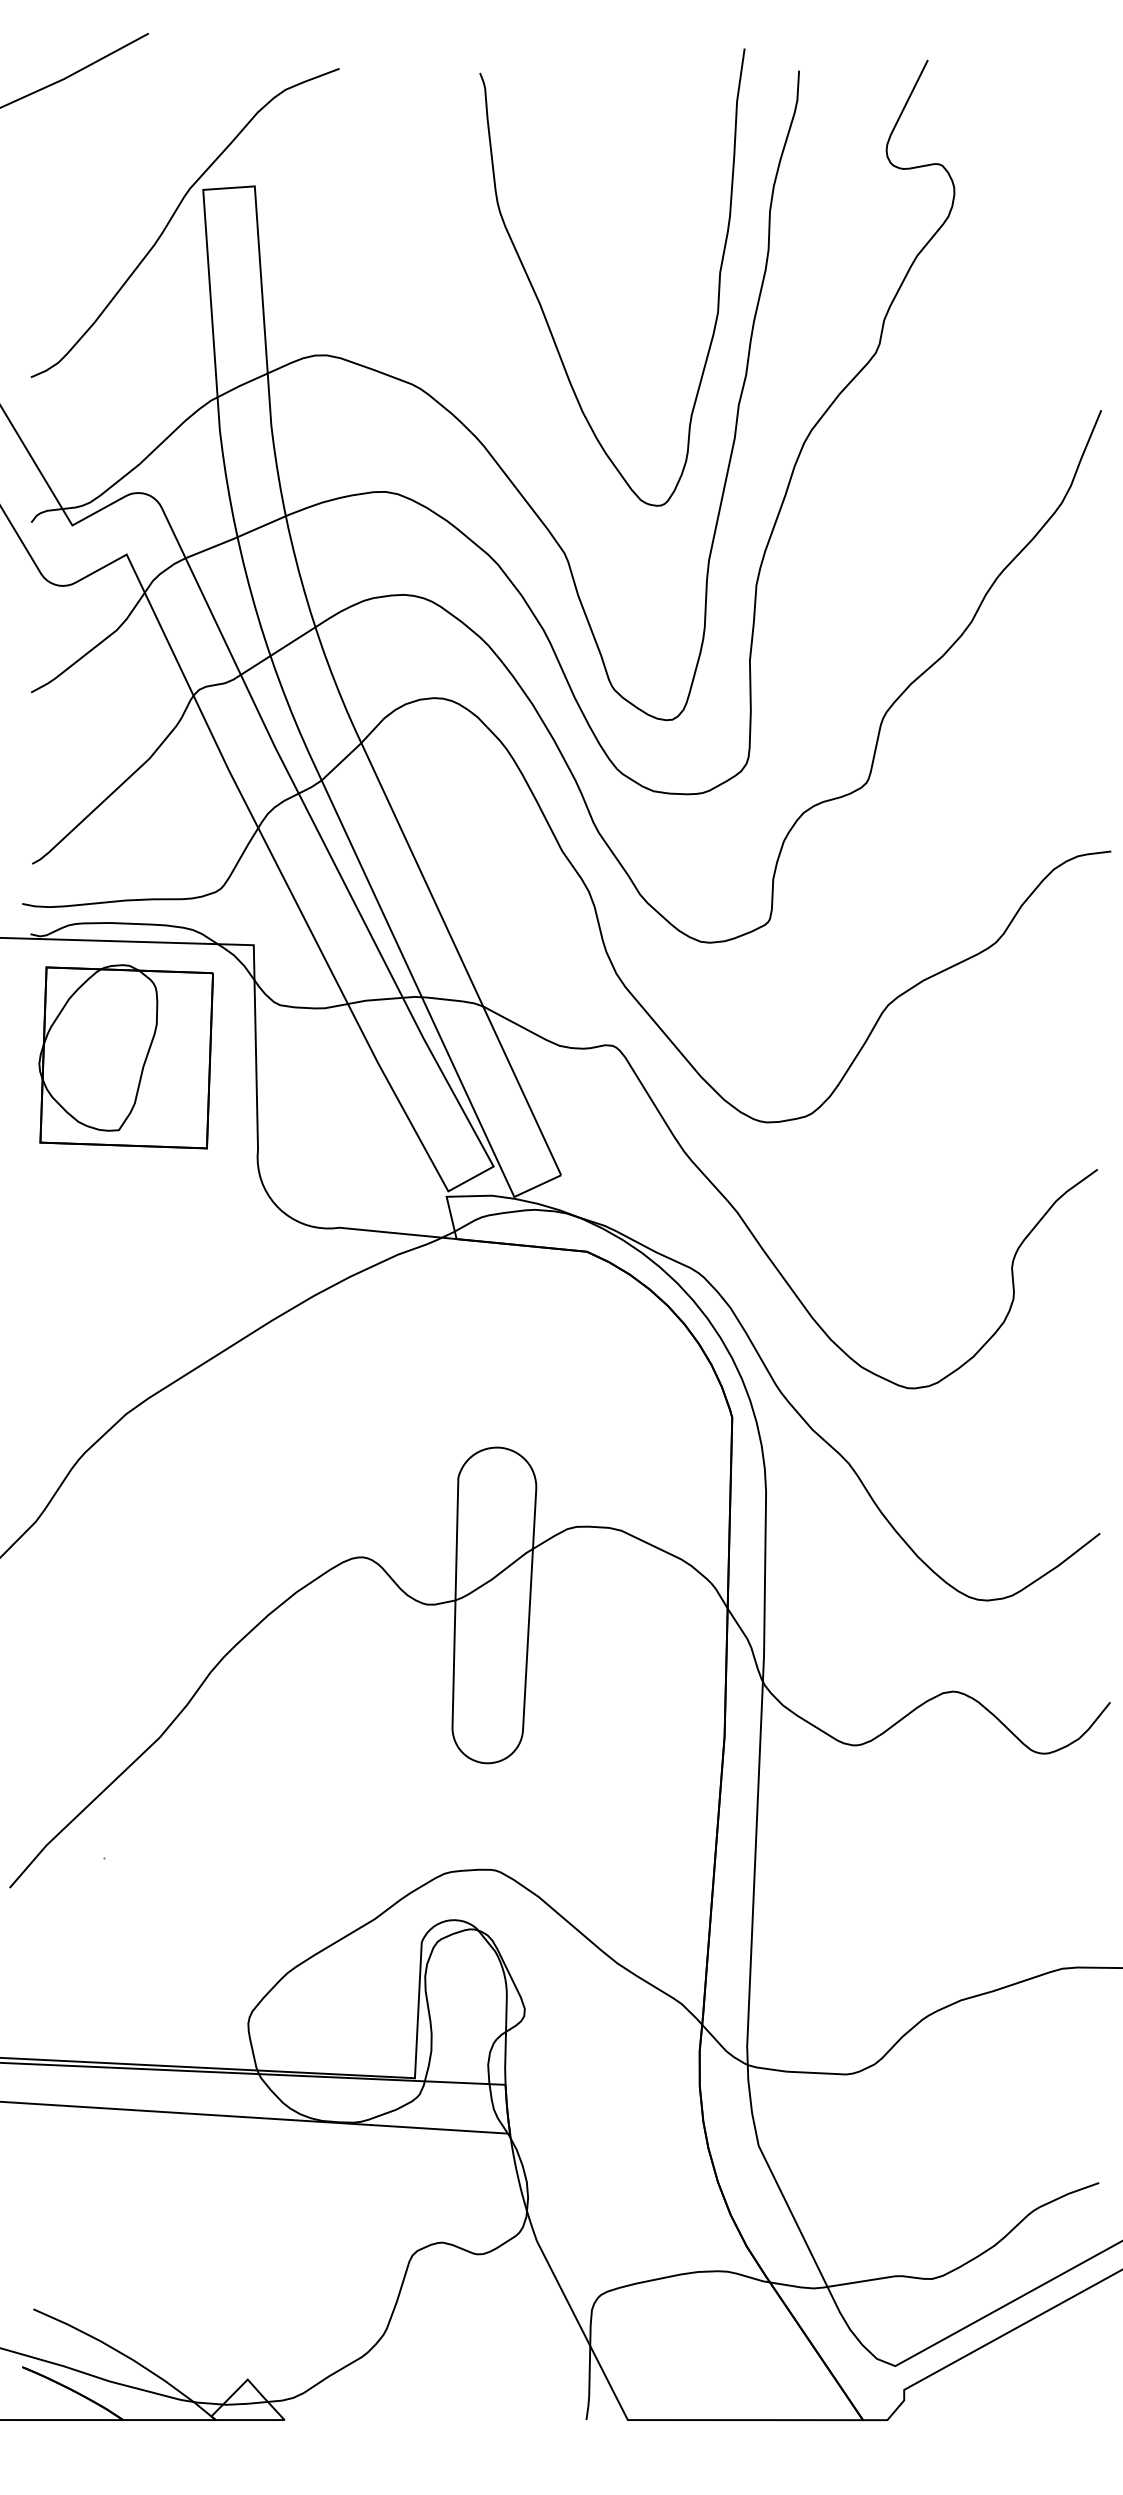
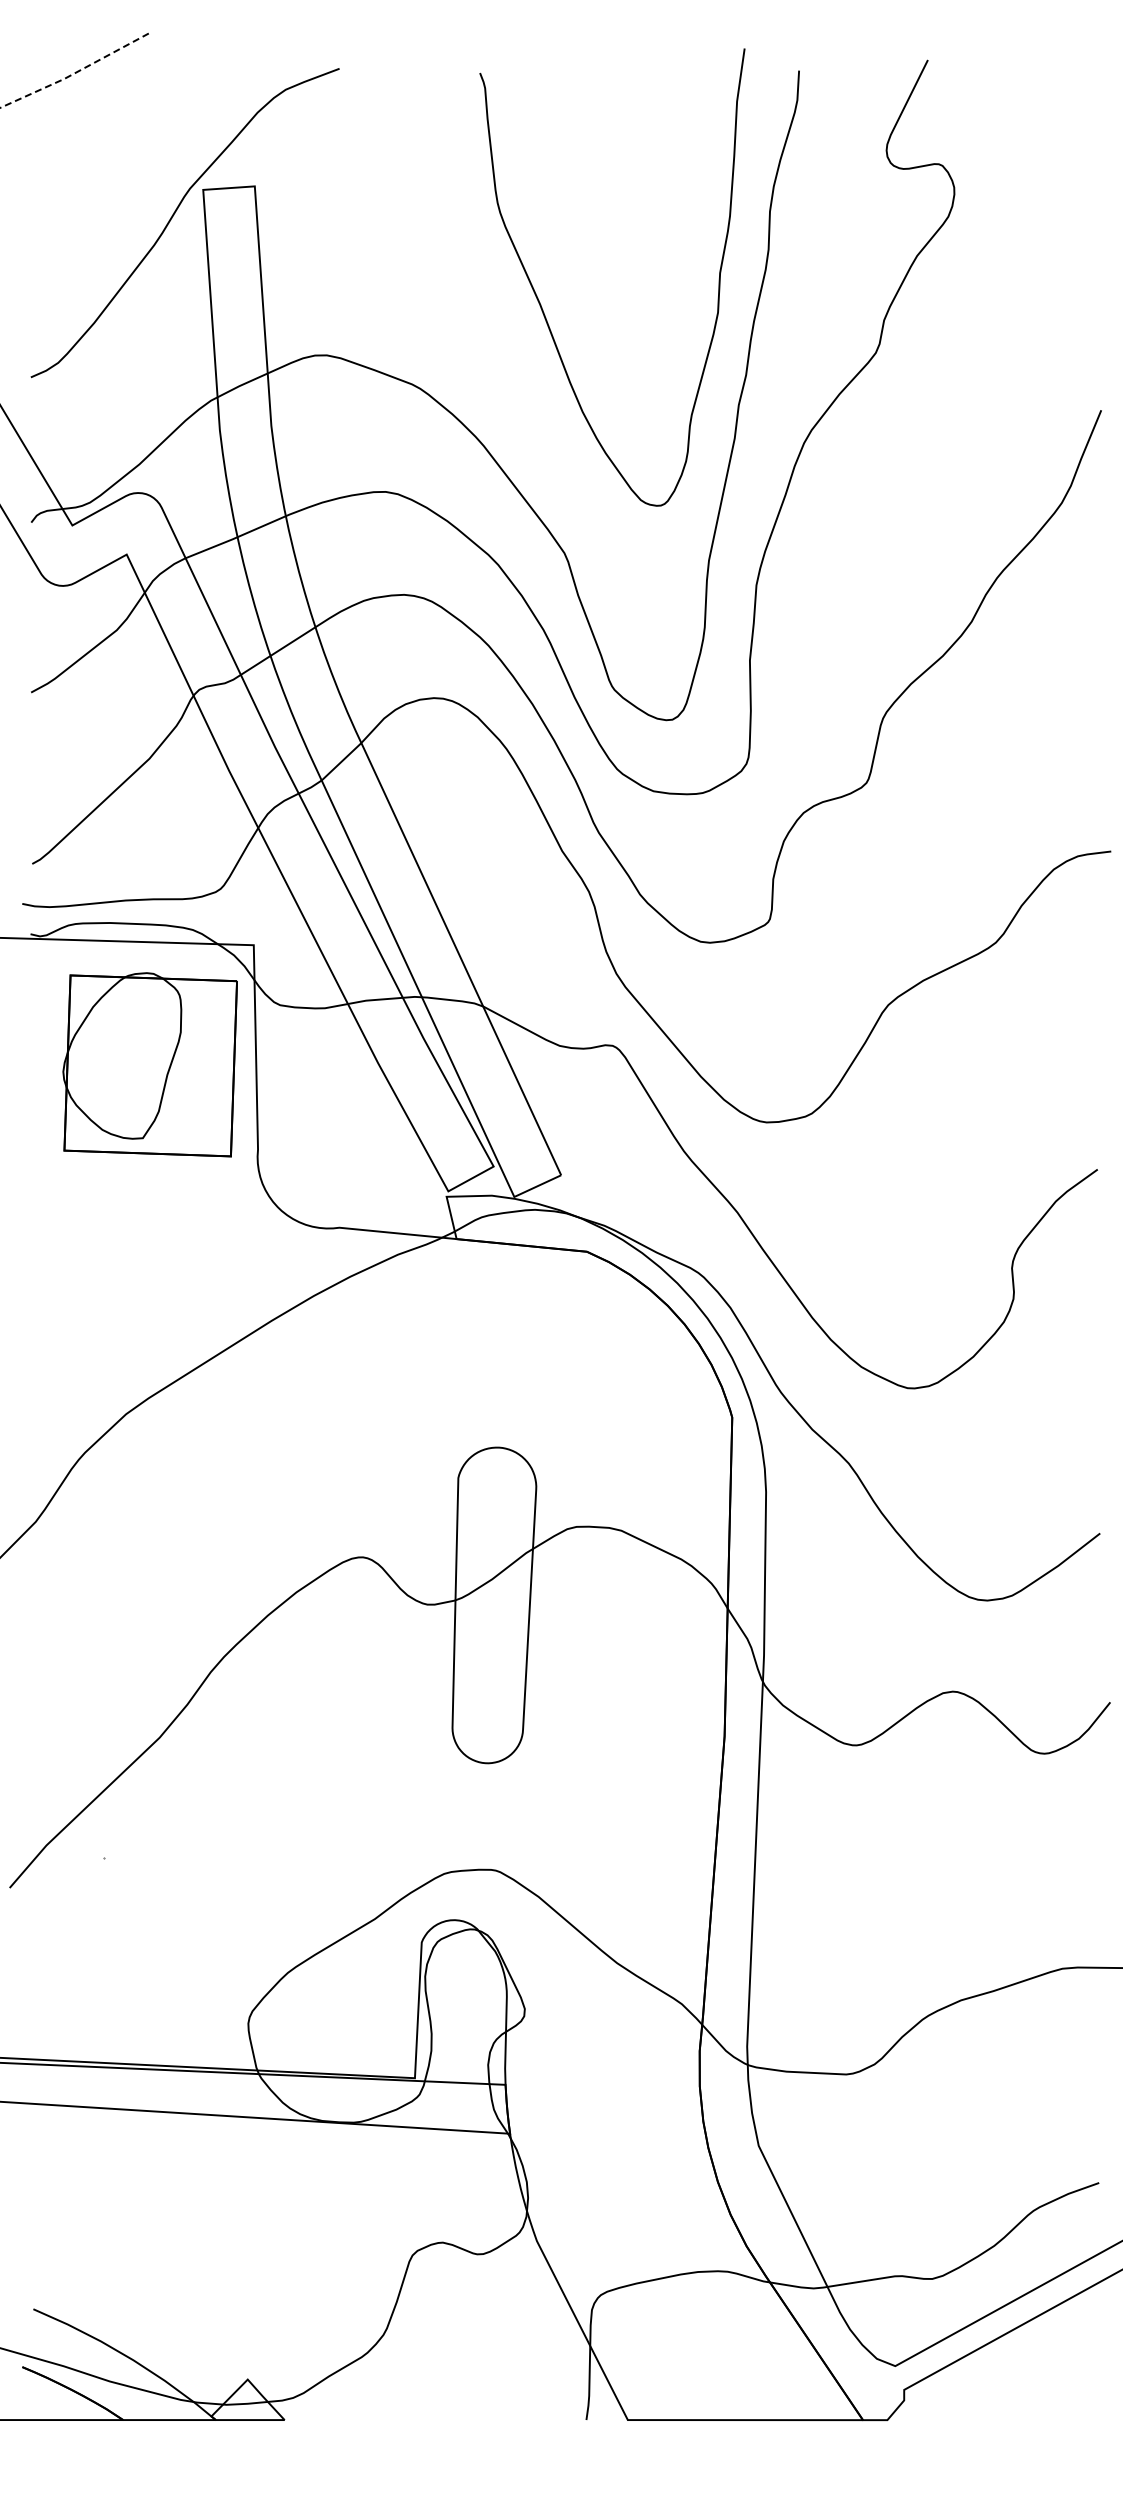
line: solid -> dashed (74, 73)
part position: (125, 1056) -> (149, 1064) (149, 1064)
